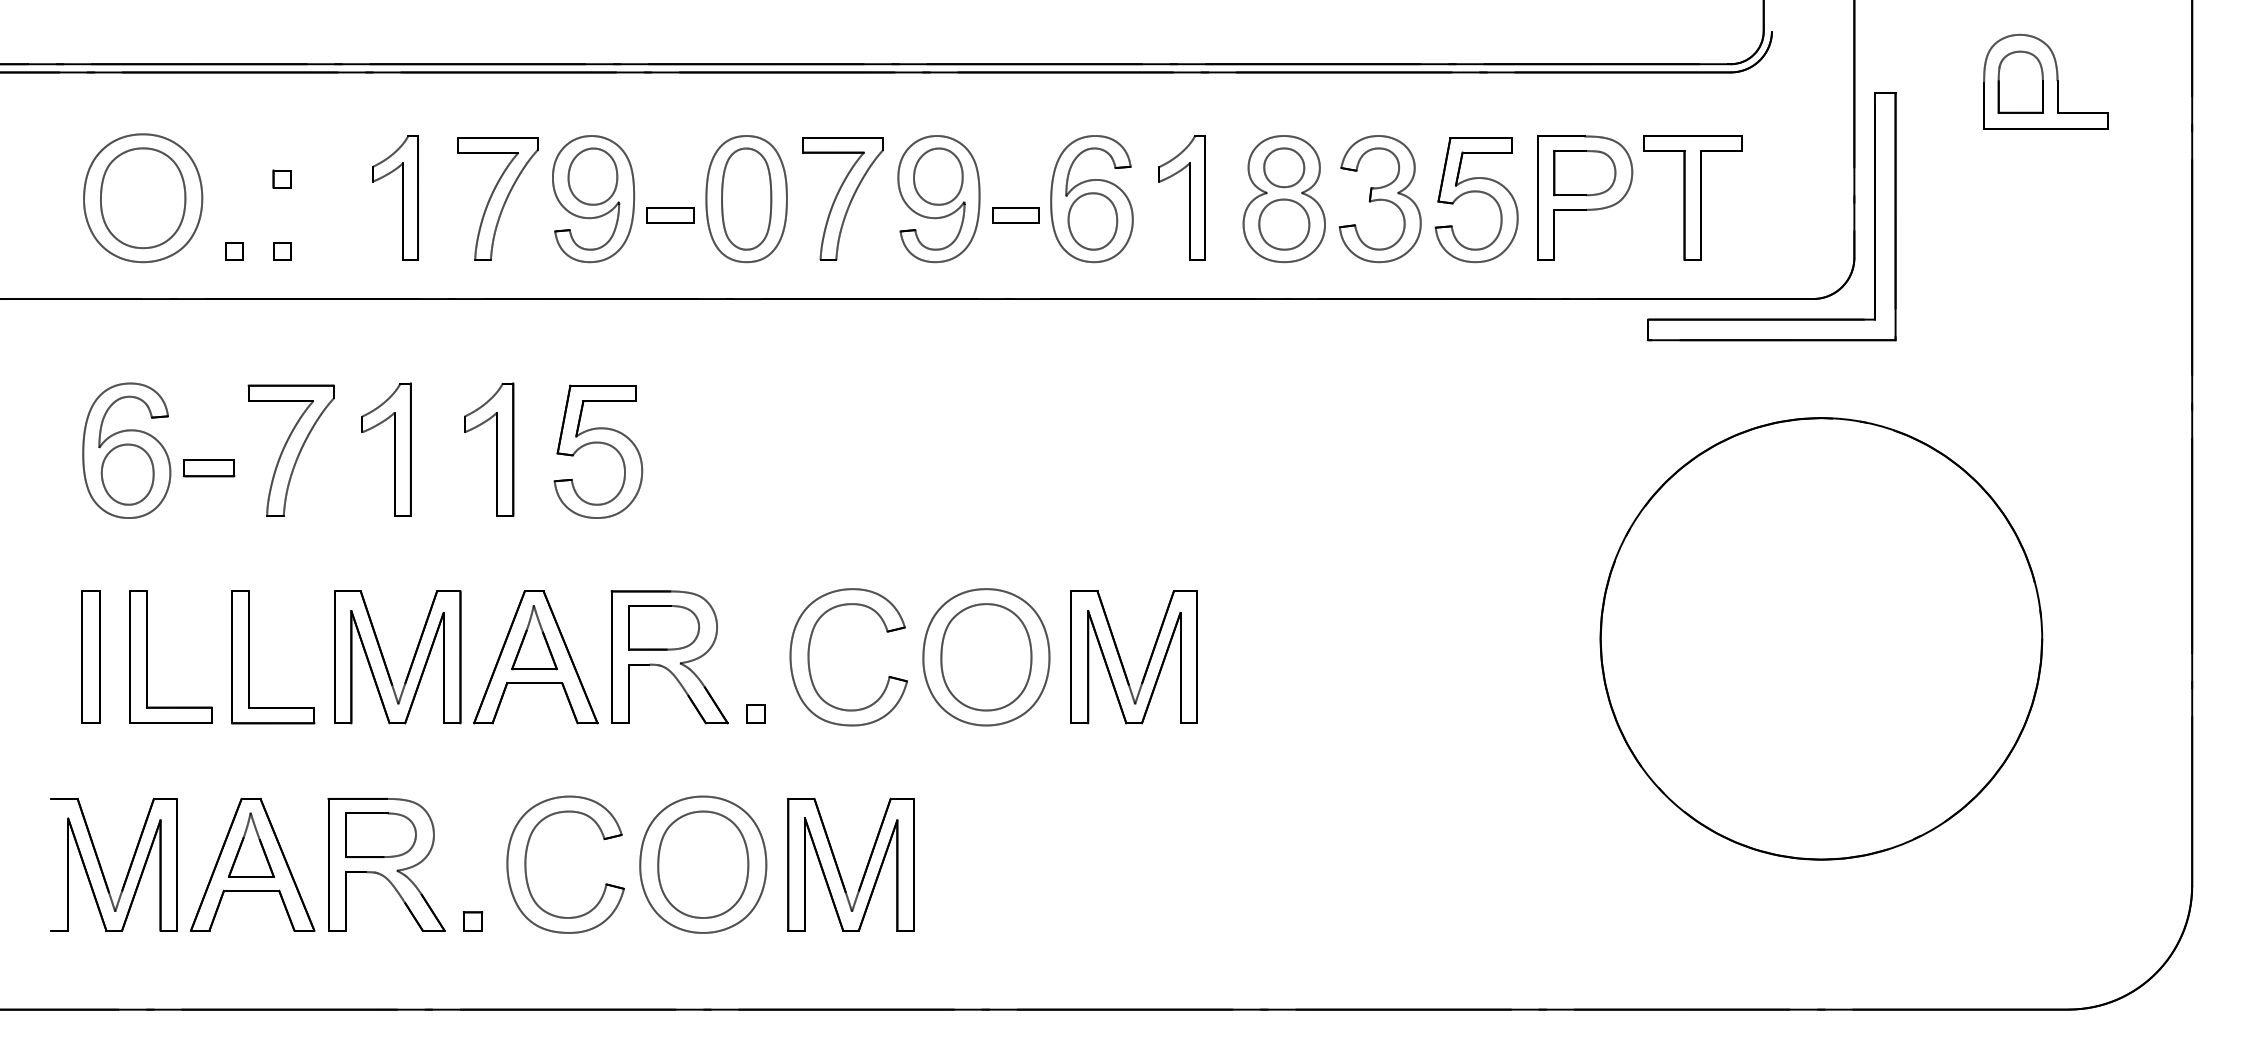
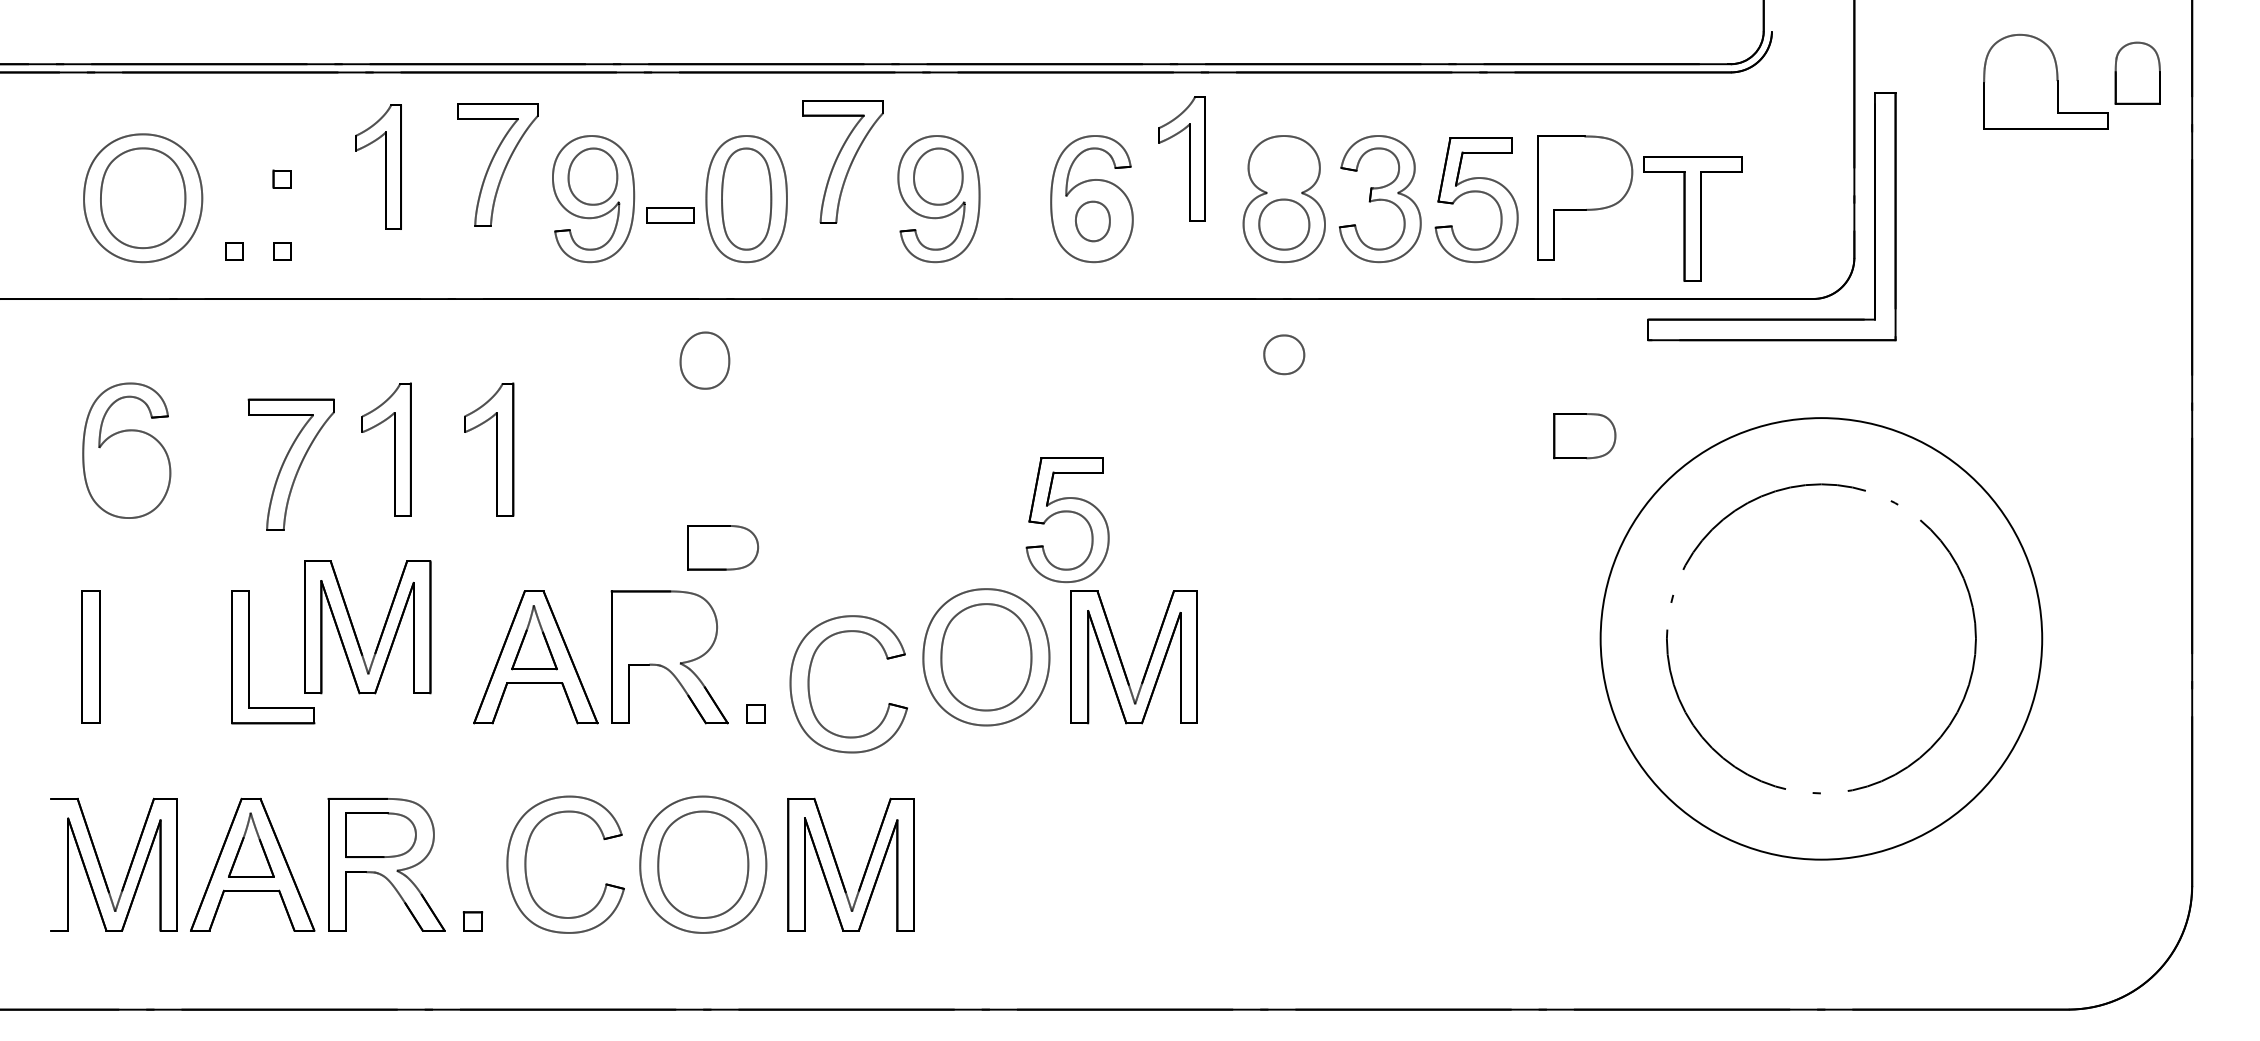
part position: (2020, 81) -> (2137, 72) (2137, 72)
part position: (1284, 167) -> (1284, 354) (1284, 354)
part position: (1584, 173) -> (1584, 436) (1584, 436)
part position: (402, 197) -> (385, 166) (385, 166)
part position: (1189, 197) -> (1189, 158) (1189, 158)
part position: (1692, 197) -> (1692, 218) (1692, 218)
part position: (497, 198) -> (497, 164) (497, 164)
part position: (842, 198) -> (842, 161) (842, 161)
part: present -> none (1015, 215)
part size: 52x59 px -> 36x43 px (1092, 221)
part: none -> present (704, 360)
part: present -> none (598, 443)
part position: (290, 450) -> (290, 464) (290, 464)
part: present -> none (209, 468)
part: present -> none (127, 474)
part: none -> present (1067, 512)
part position: (663, 627) -> (722, 547) (722, 547)
circle diameter: 442 px -> 309 px (1820, 638)
part: present -> none (147, 656)
part position: (809, 657) -> (809, 684) (809, 684)
part position: (385, 661) -> (355, 631) (355, 631)
